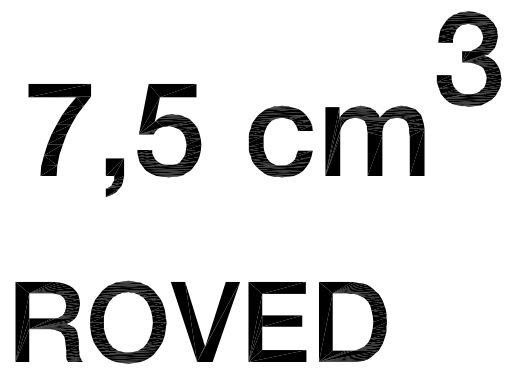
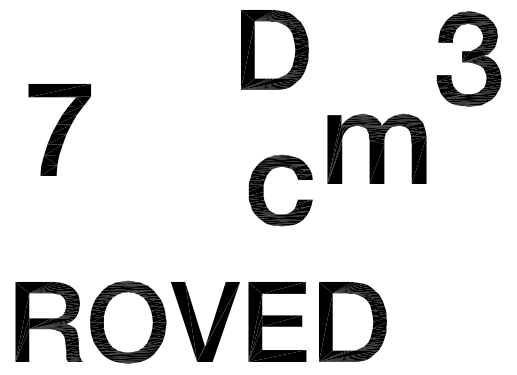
part: none -> present (274, 49)
part: present -> none (169, 130)
part position: (374, 140) -> (376, 148) (376, 148)
part position: (263, 141) -> (263, 190) (263, 190)
part: present -> none (114, 177)
